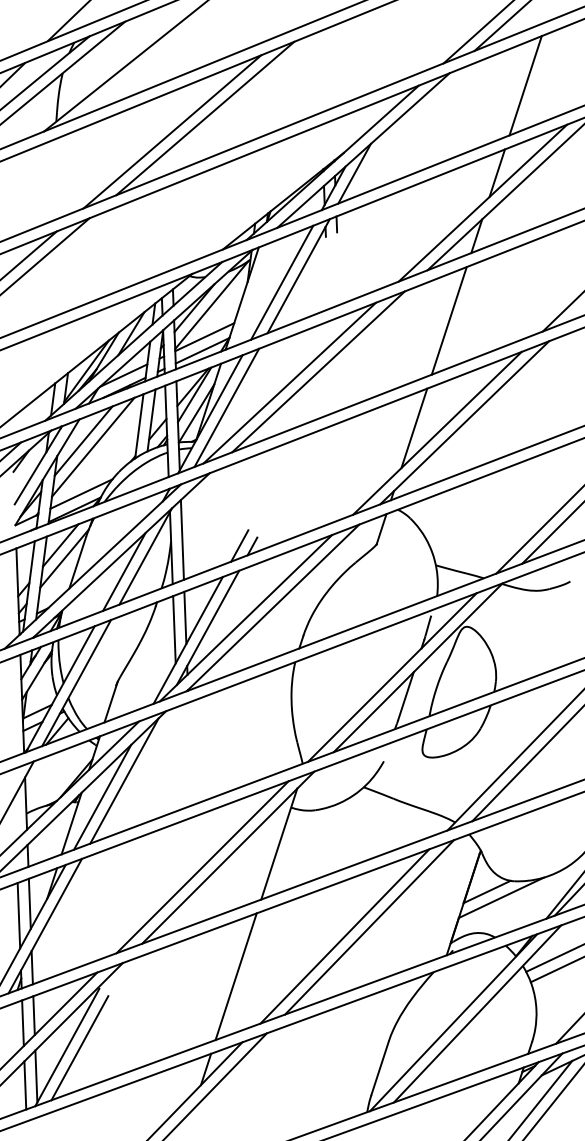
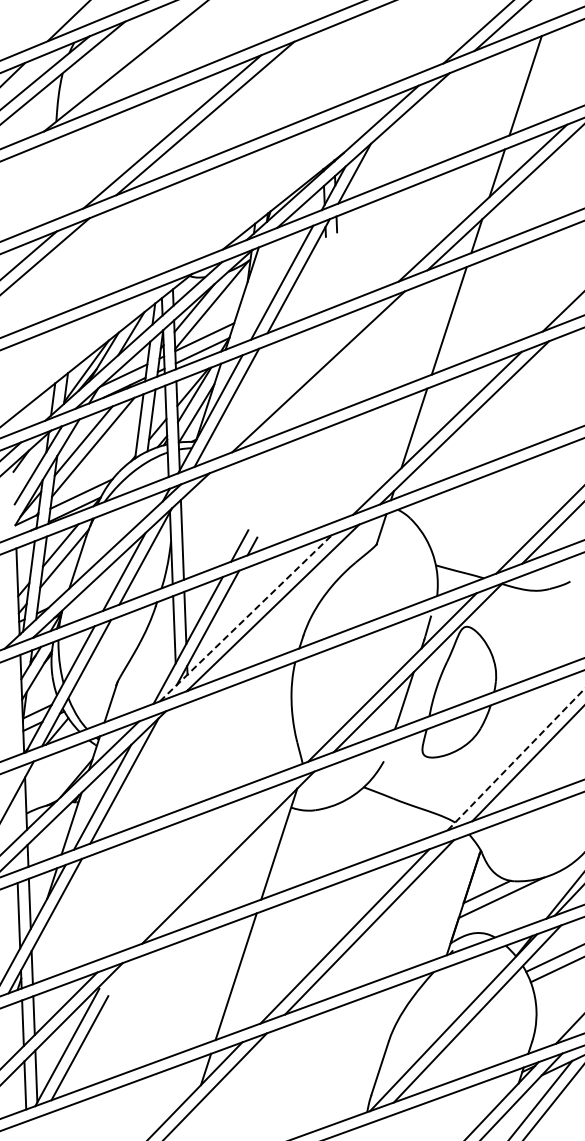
line: present -> none (289, 382)
line: solid -> dashed (246, 618)
line: solid -> dashed (516, 759)
line: present -> none (202, 867)
